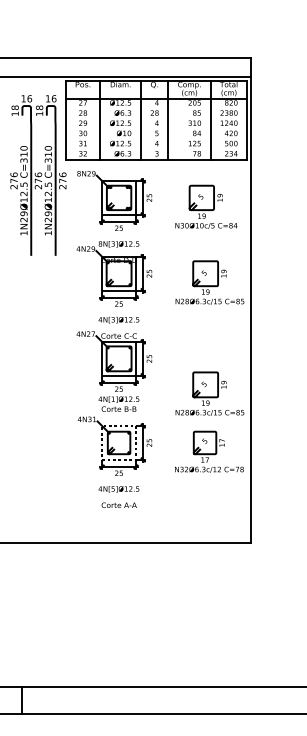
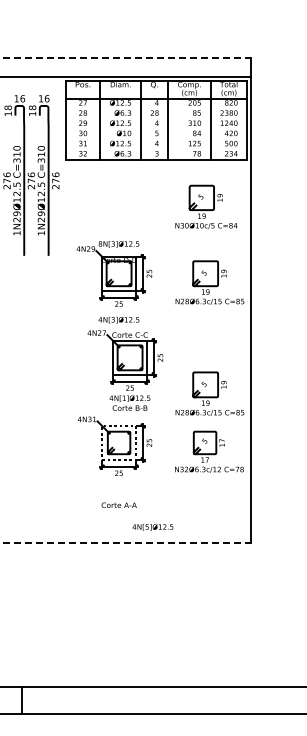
line: solid -> dashed (126, 58)
part position: (38, 175) -> (31, 175) (31, 175)
part: present -> none (114, 200)
part position: (114, 371) -> (125, 370) (125, 370)
text position: (118, 489) -> (152, 527) (152, 527)
line: solid -> dashed (126, 543)
